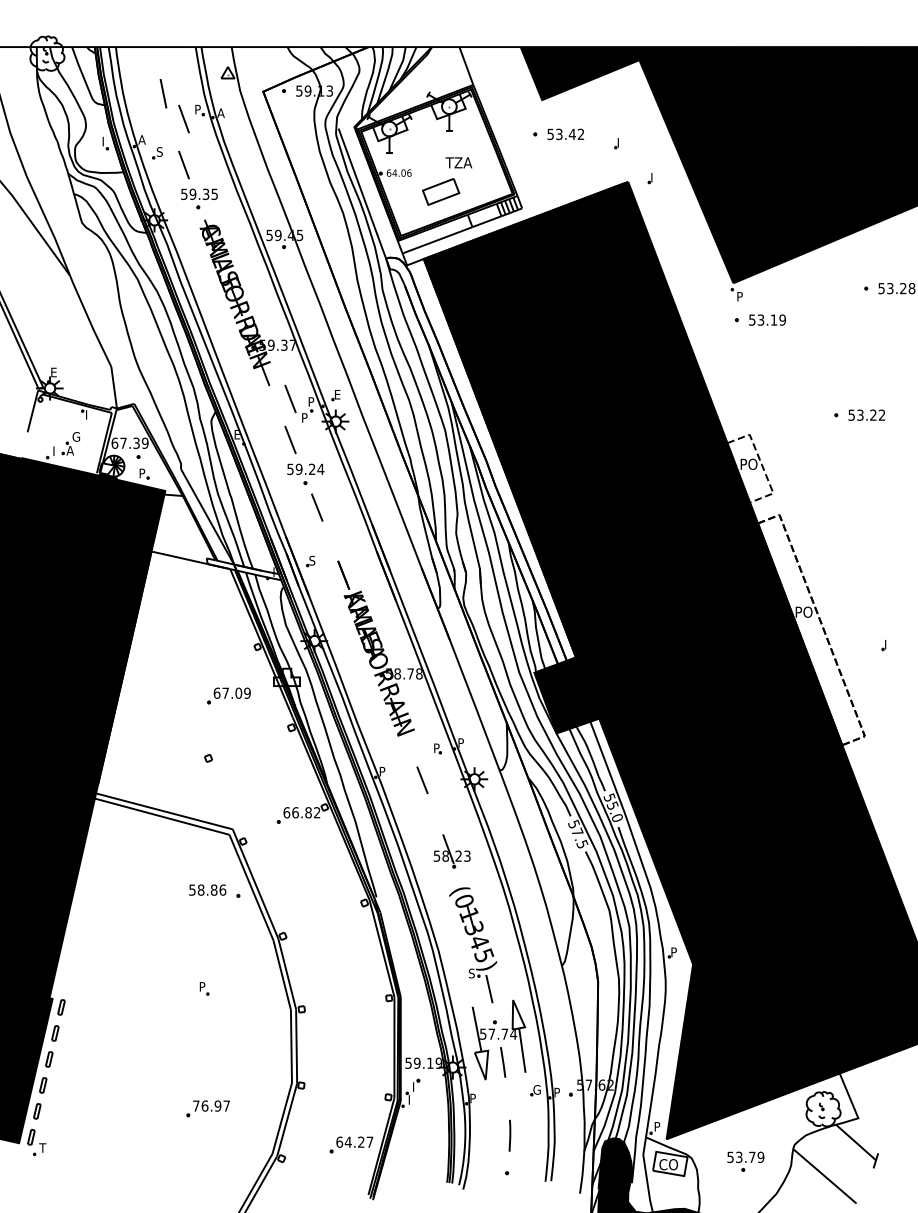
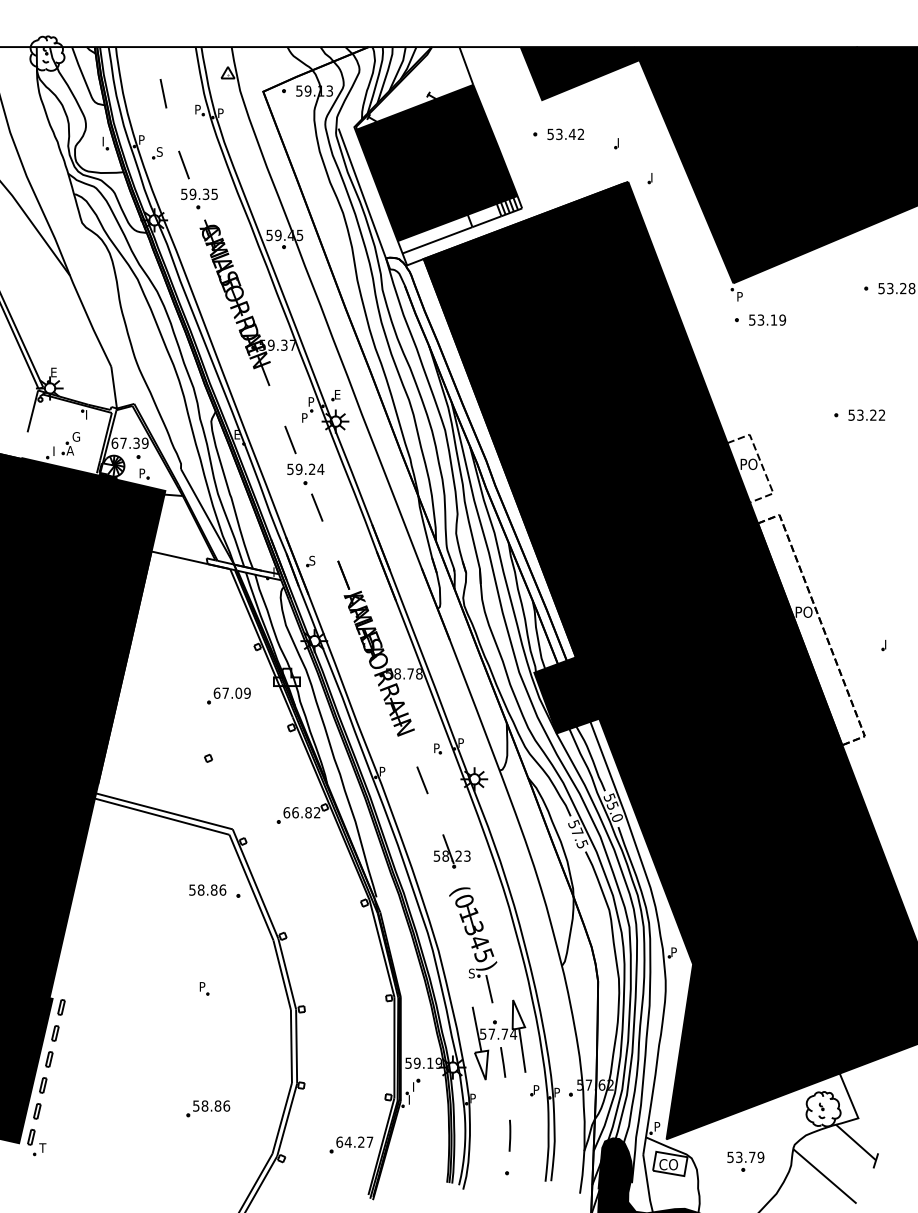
text: A -> P (220, 112)
line: present -> none (183, 118)
text: A -> P (141, 139)
fill: none -> present (436, 162)
line: present -> none (290, 398)
text: G -> P (536, 1089)
text: 76.97 -> 58.86 (211, 1105)
